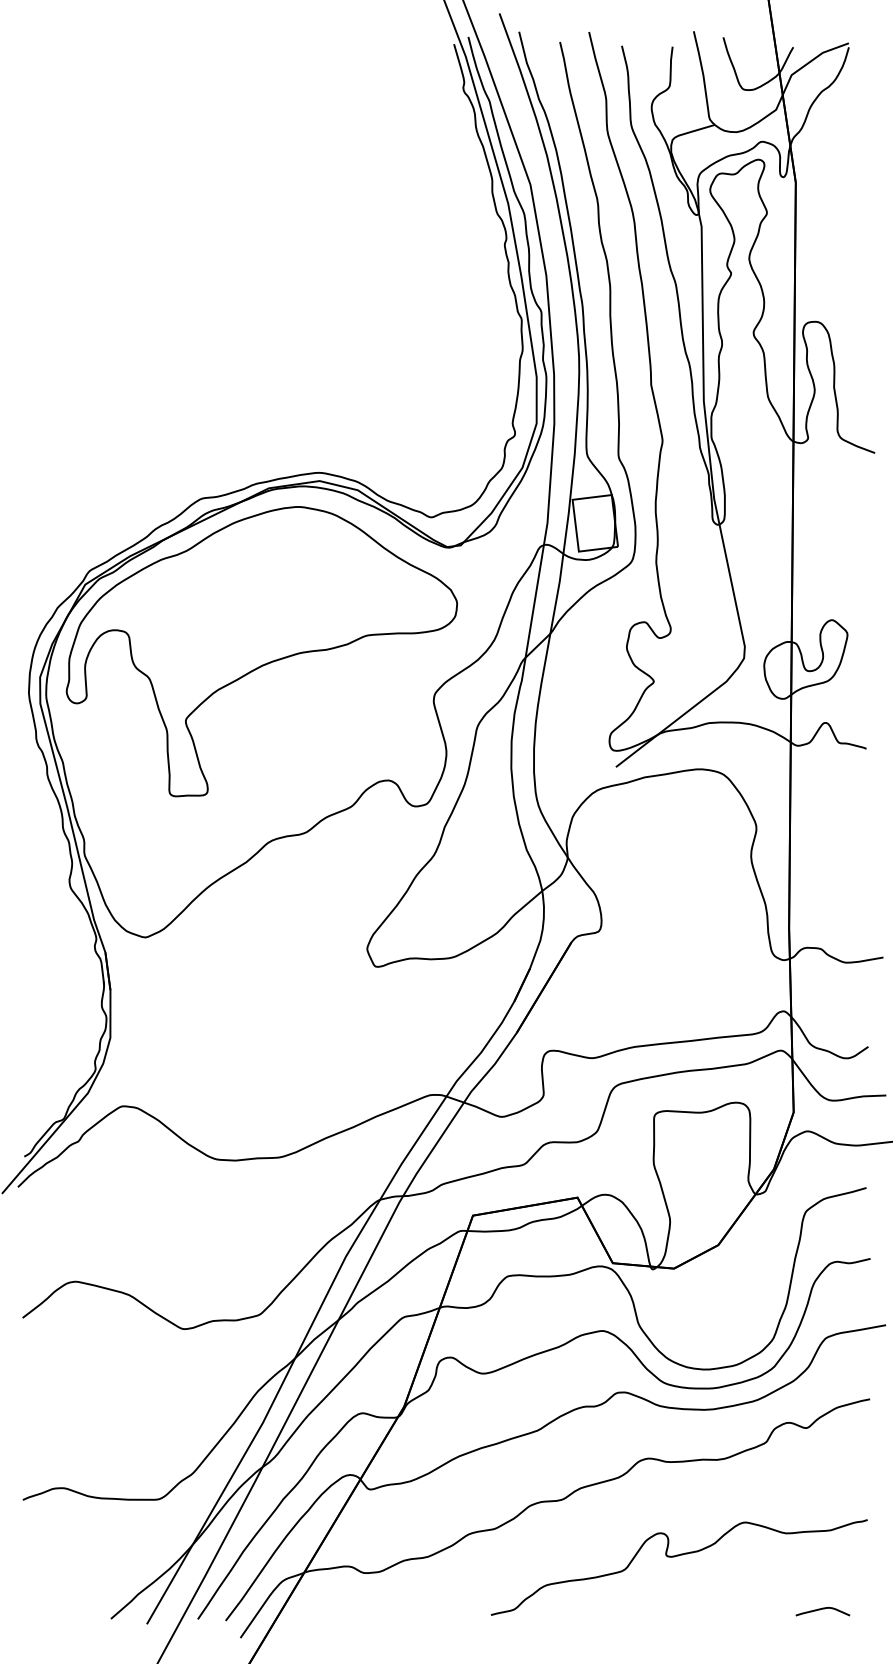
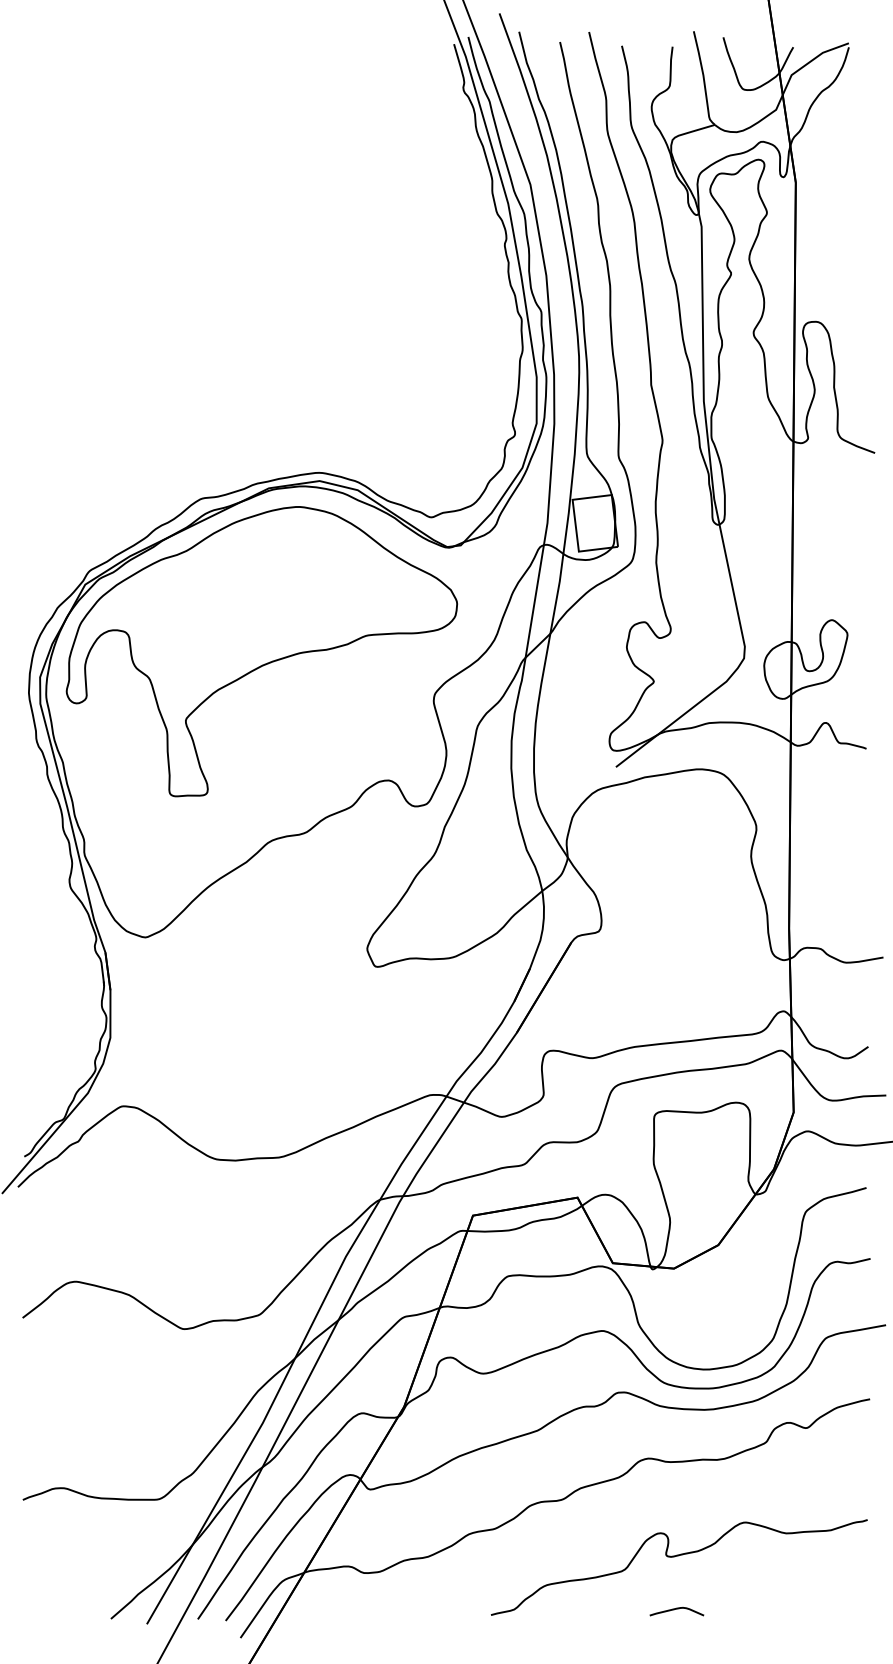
curve position: (822, 1609) -> (676, 1609) (676, 1609)
